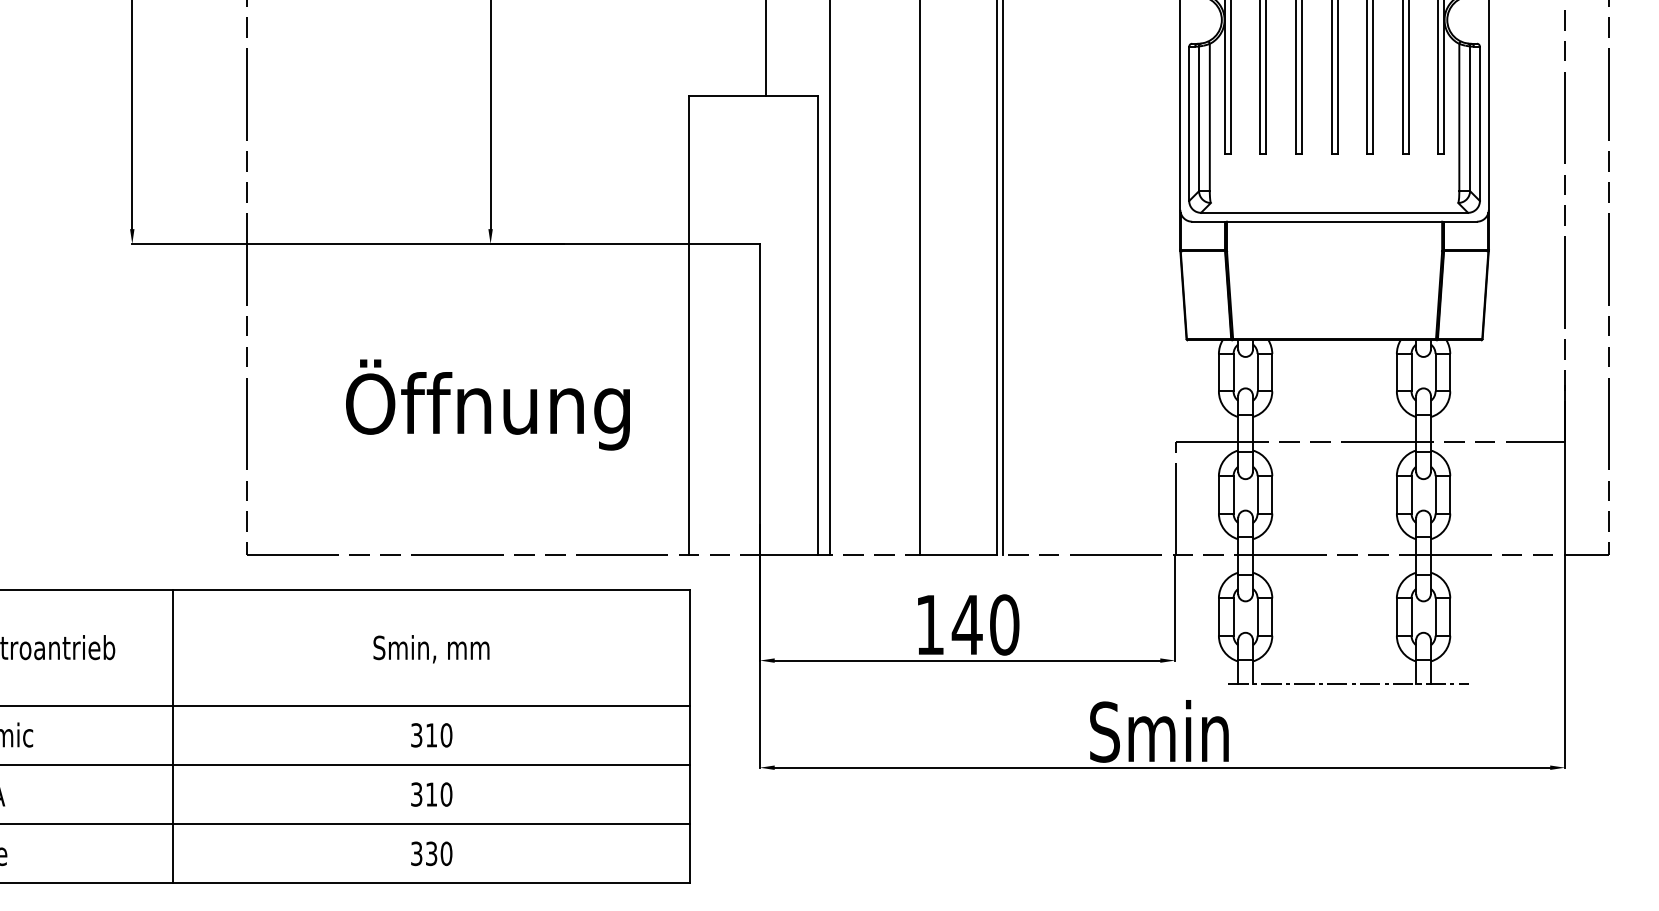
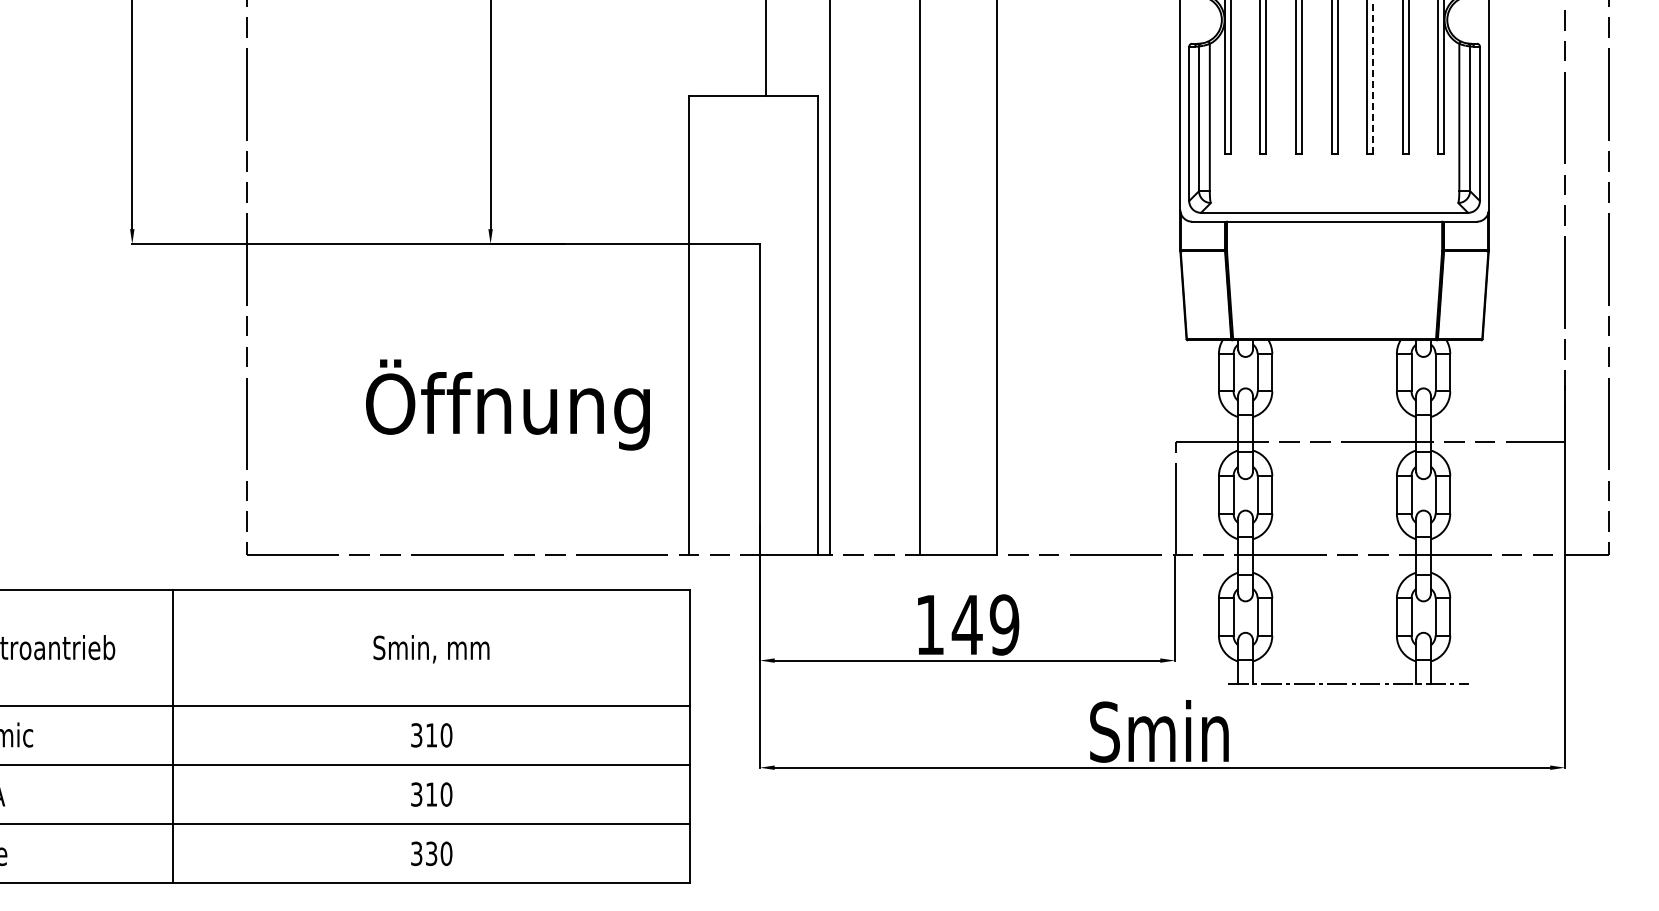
line: solid -> dashed (1373, 76)
line: present -> none (1003, 278)
text position: (487, 404) -> (507, 404) (507, 404)
text: 140 -> 149 (1004, 624)
